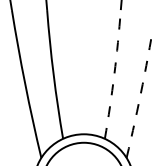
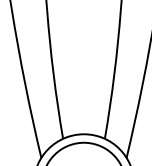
arc: dashed -> solid (114, 74)
arc: dashed -> solid (140, 95)
